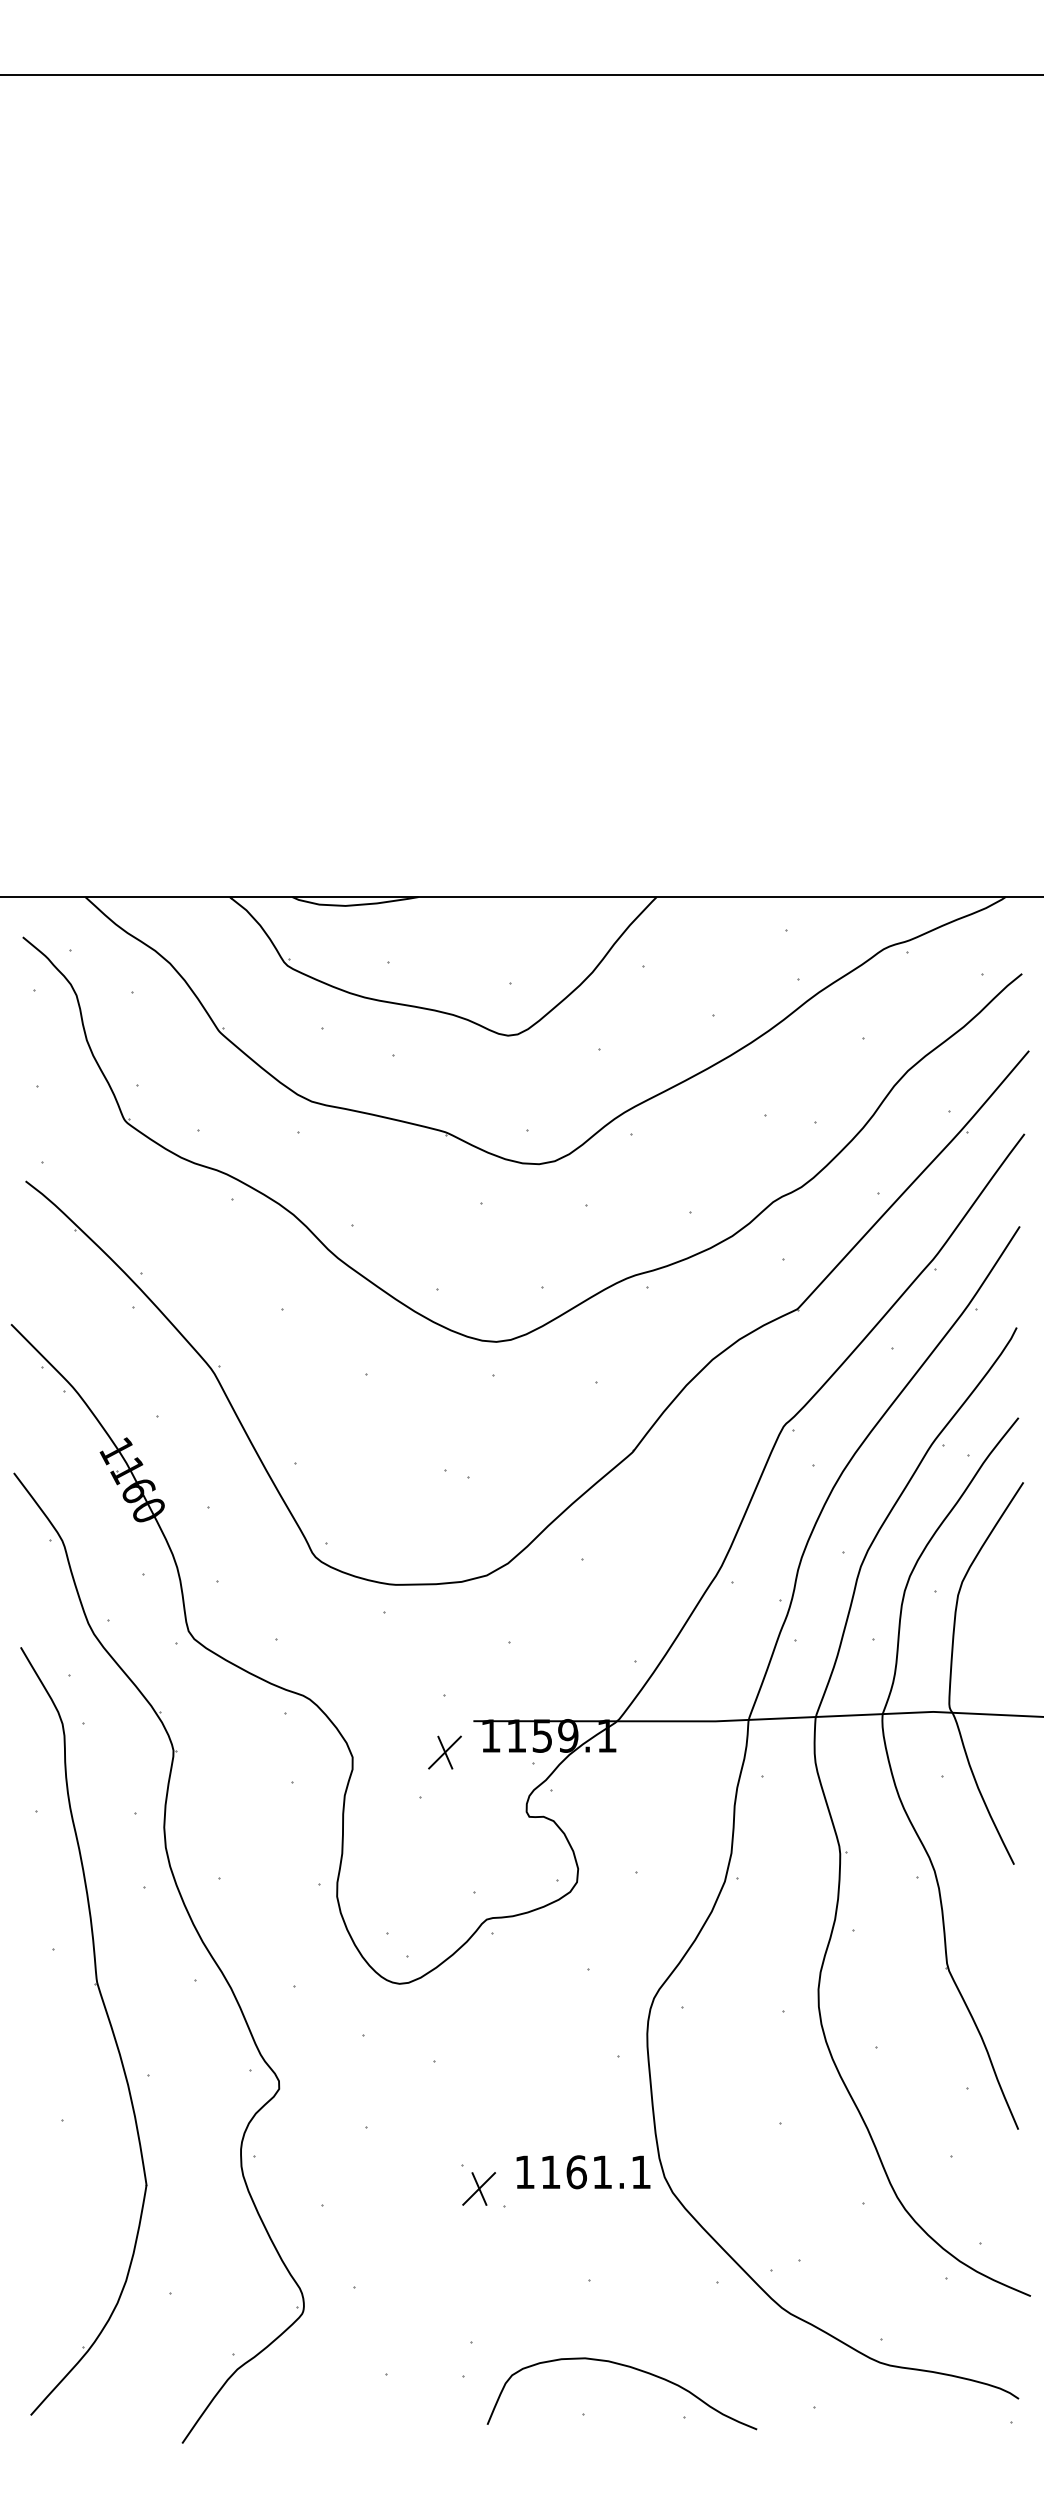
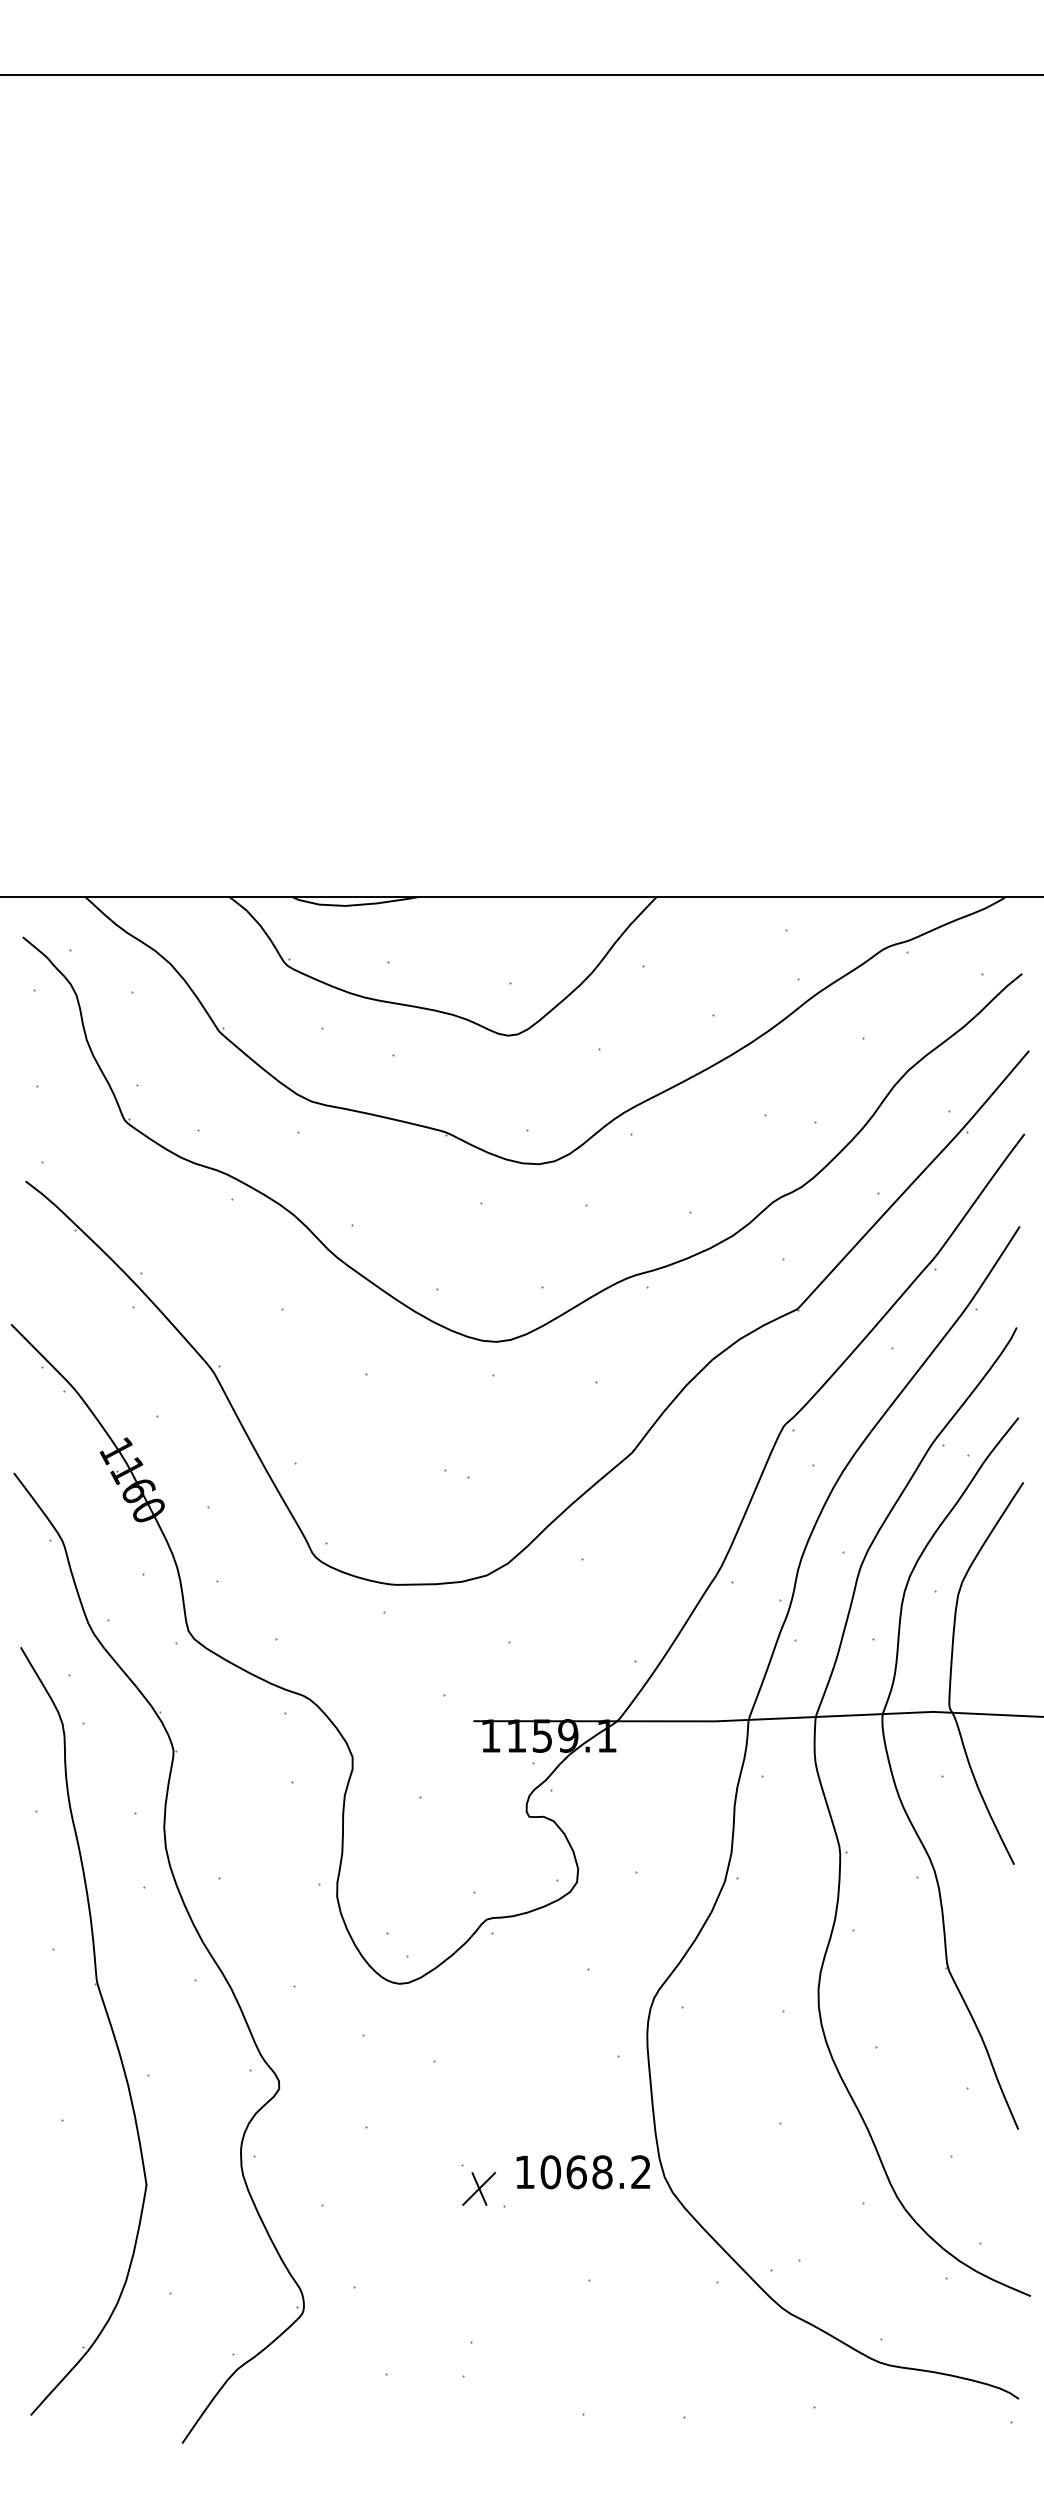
part: present -> none (444, 1752)
text: 1161.1 -> 1068.2 (595, 2172)
curve: present -> none (627, 2367)
